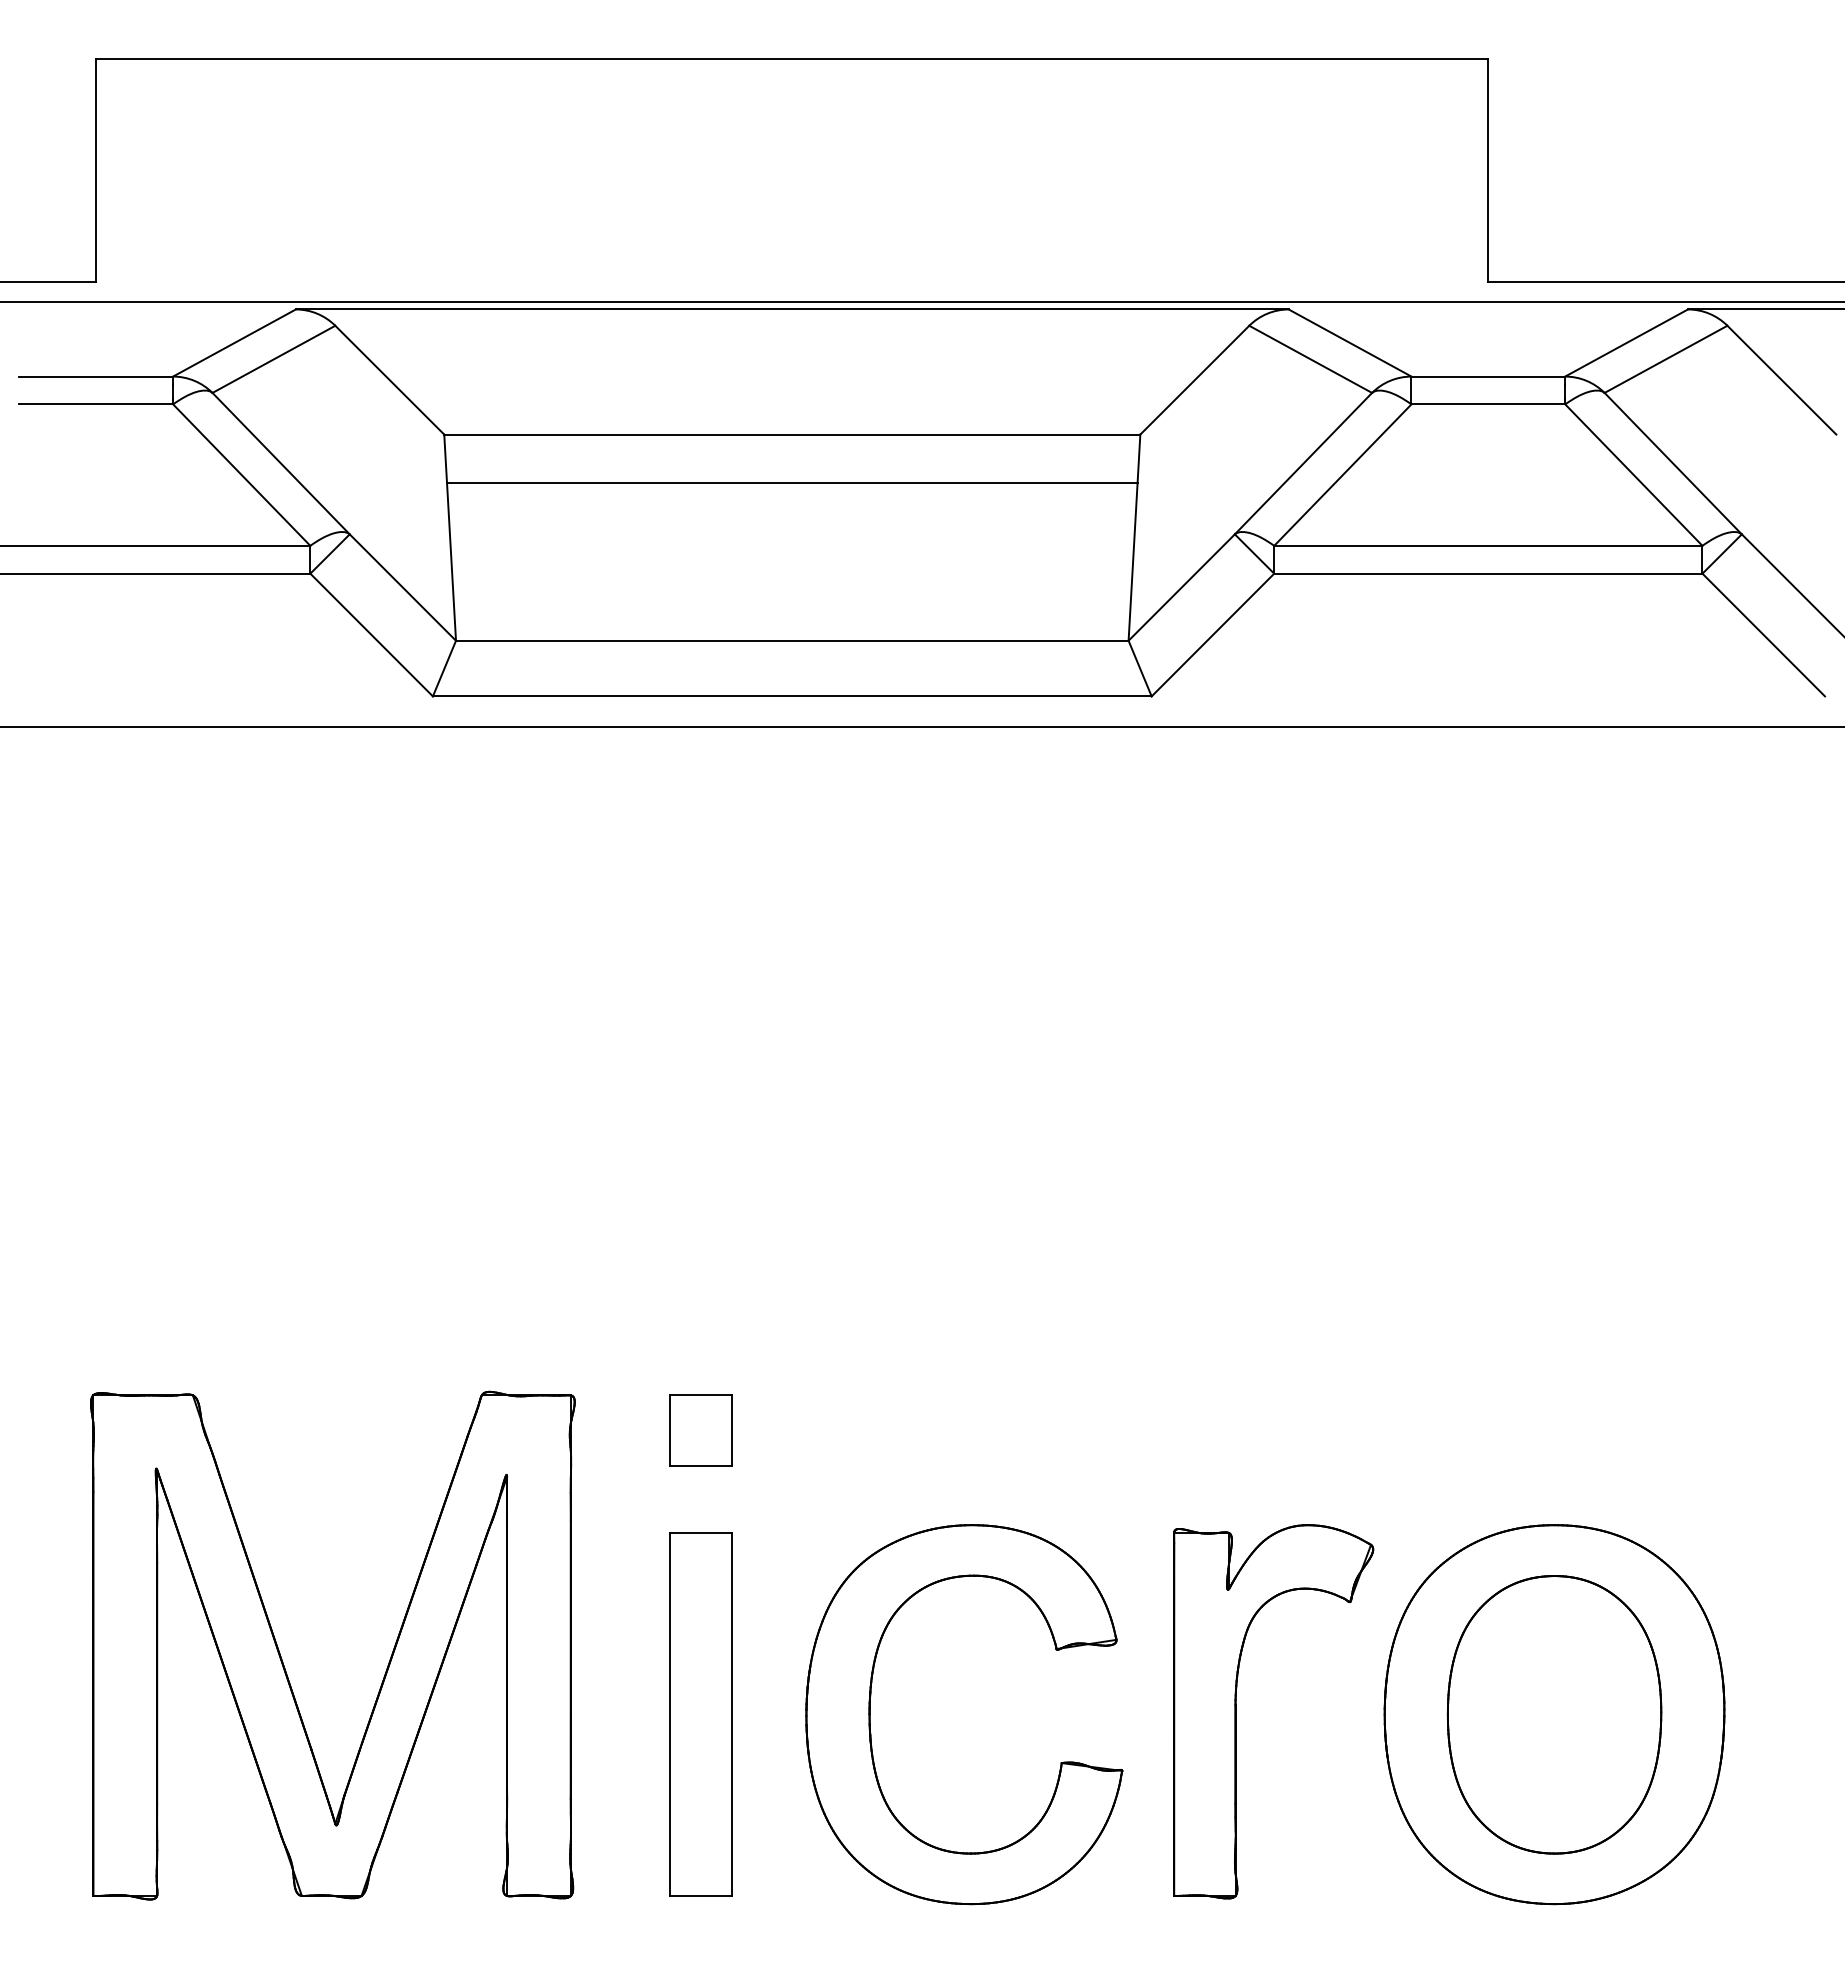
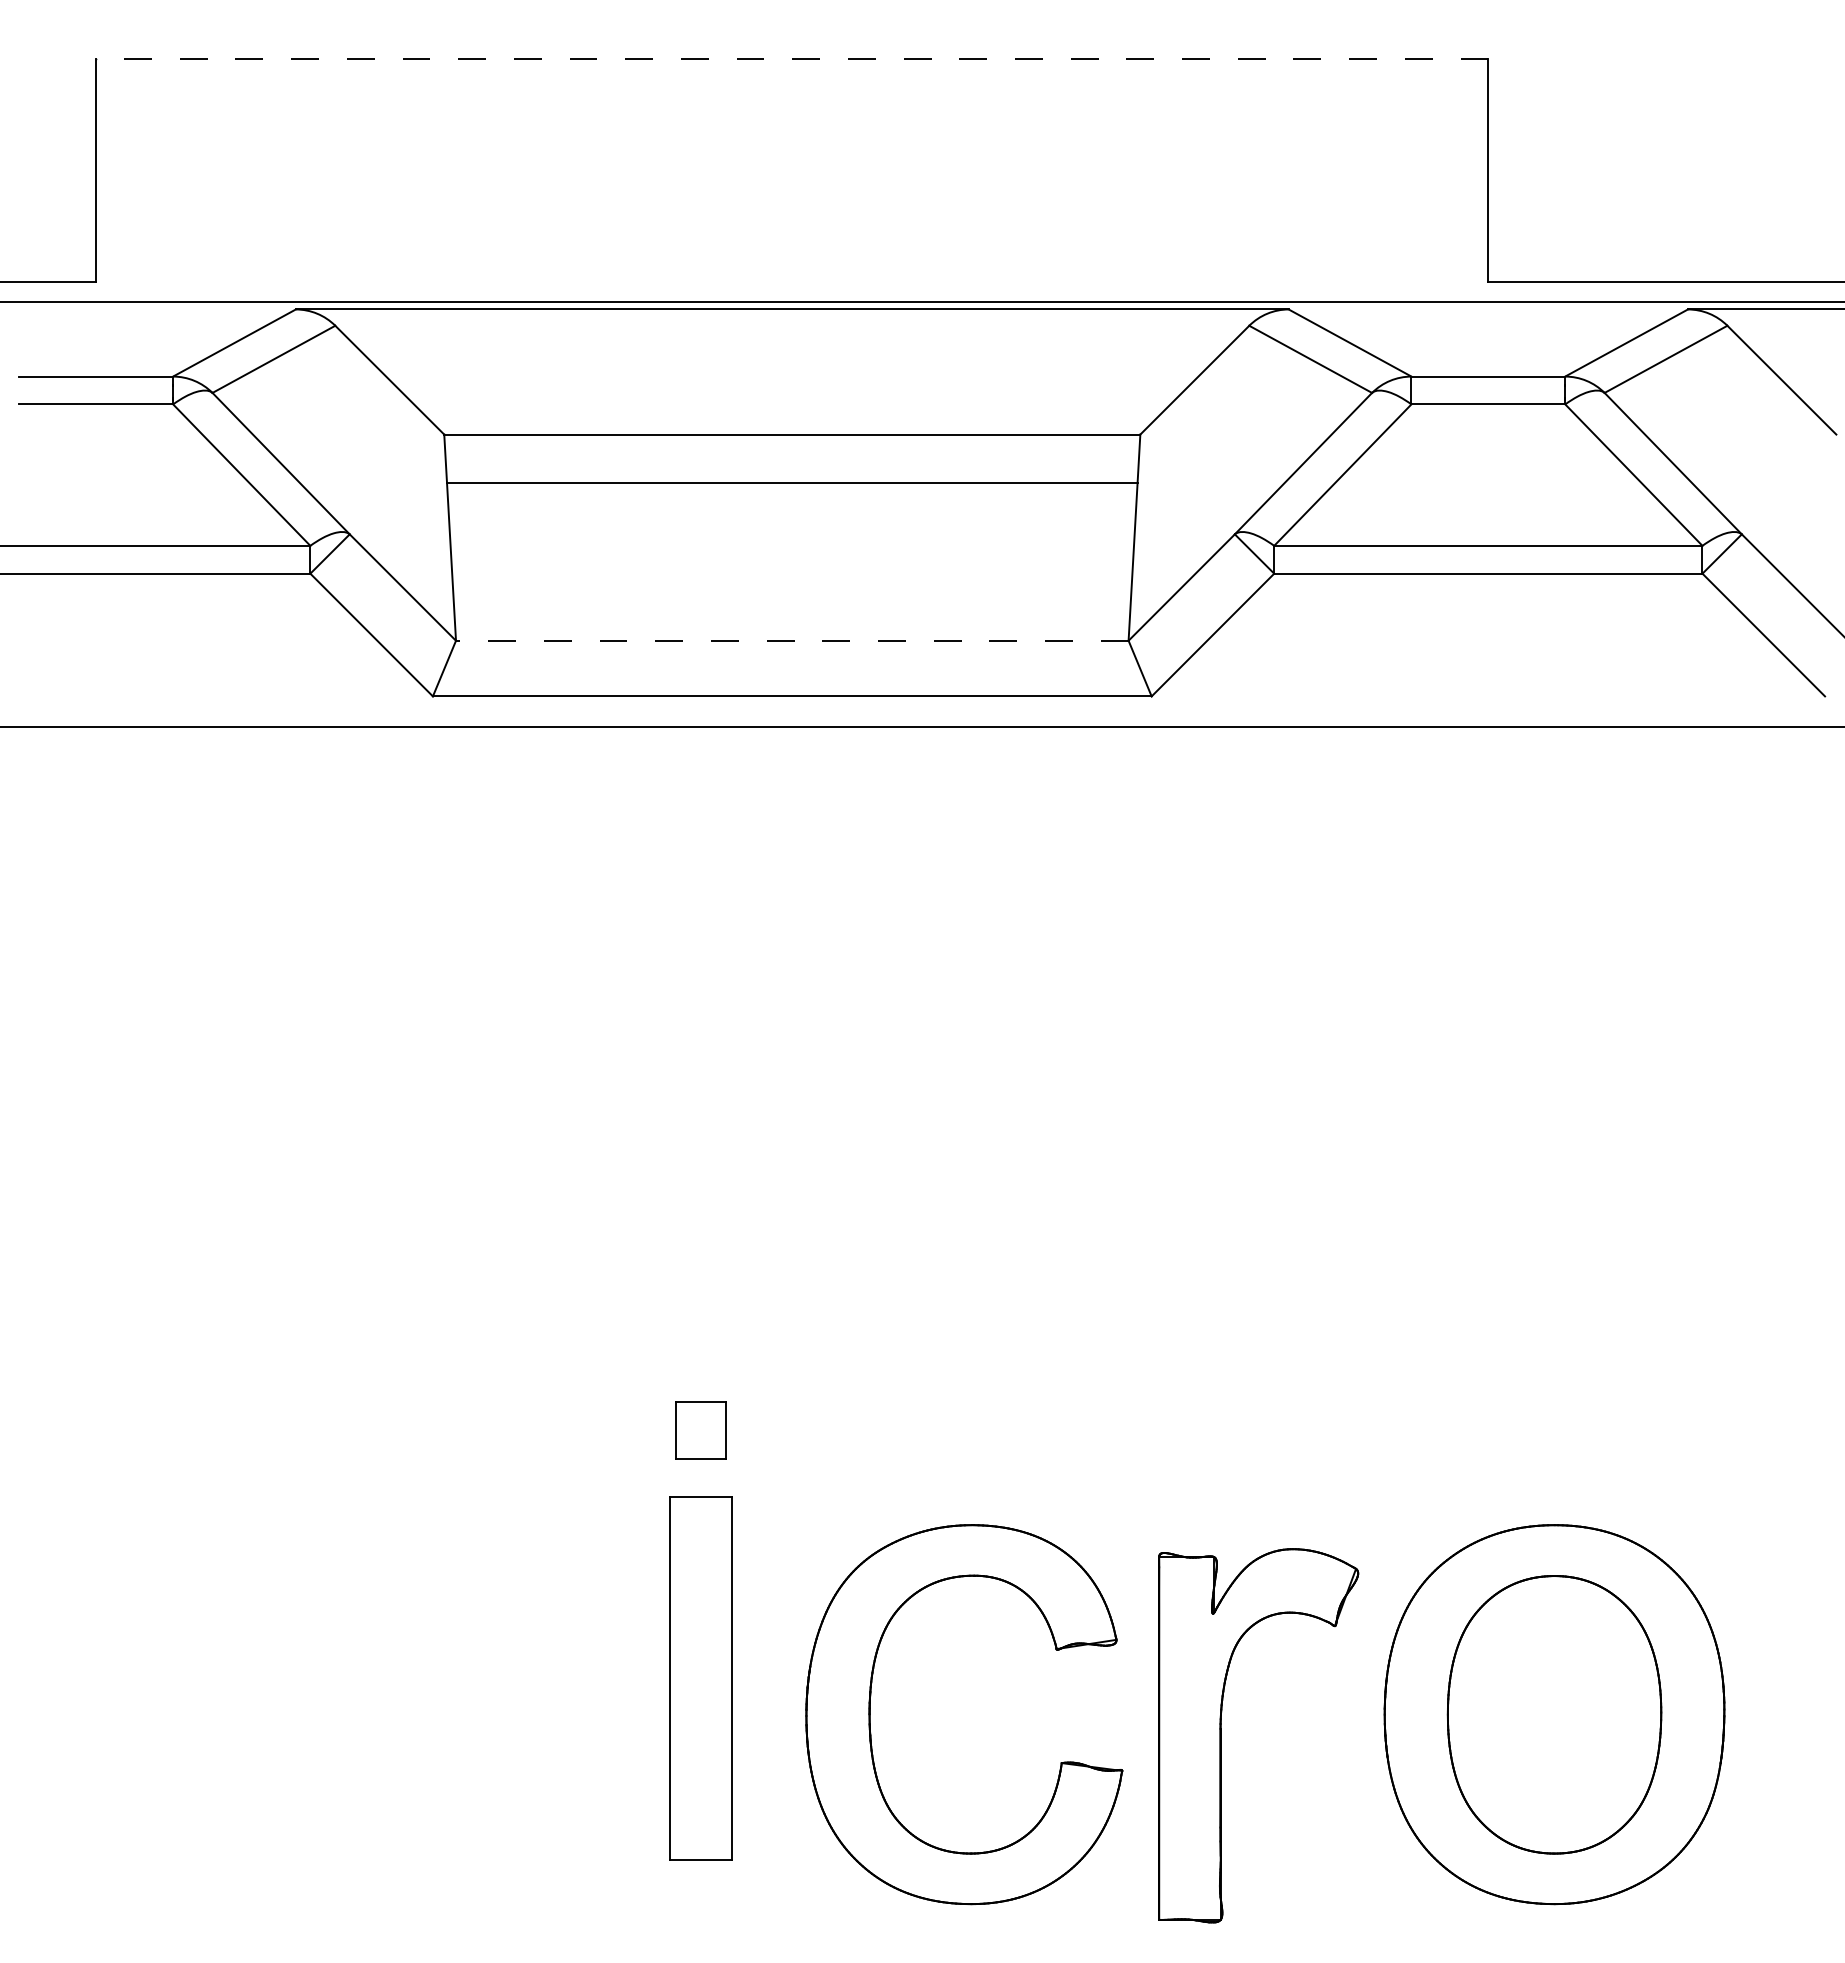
line: solid -> dashed (791, 58)
line: solid -> dashed (791, 640)
part size: 64x73 px -> 52x59 px (700, 1430)
part: present -> none (283, 1662)
part position: (1236, 1711) -> (1221, 1735) (1221, 1735)
part position: (700, 1714) -> (700, 1678) (700, 1678)
